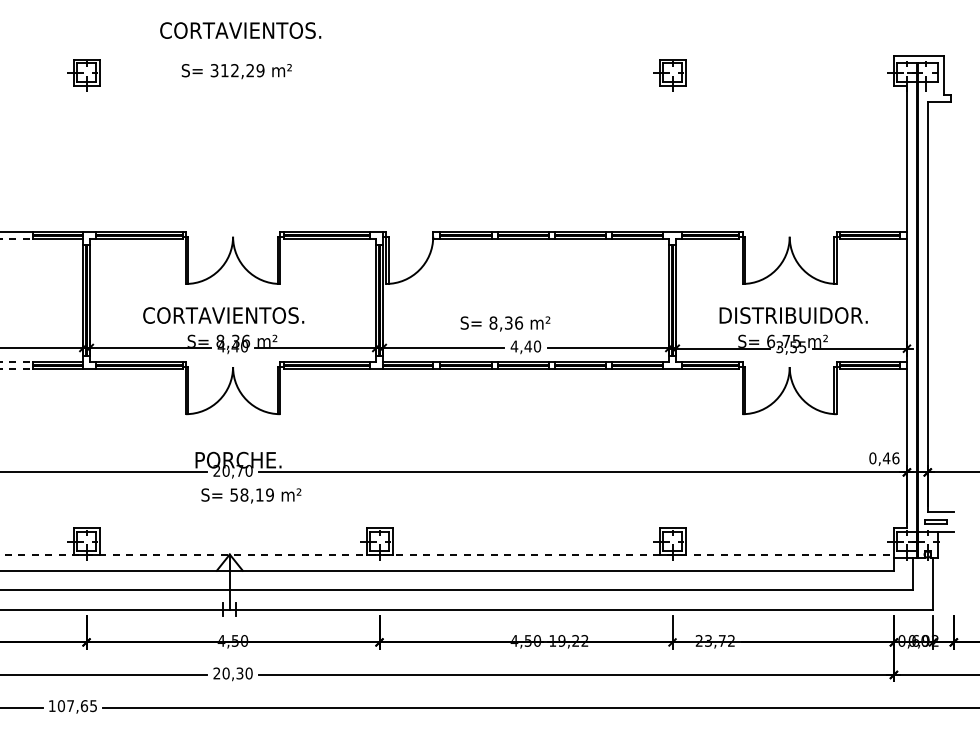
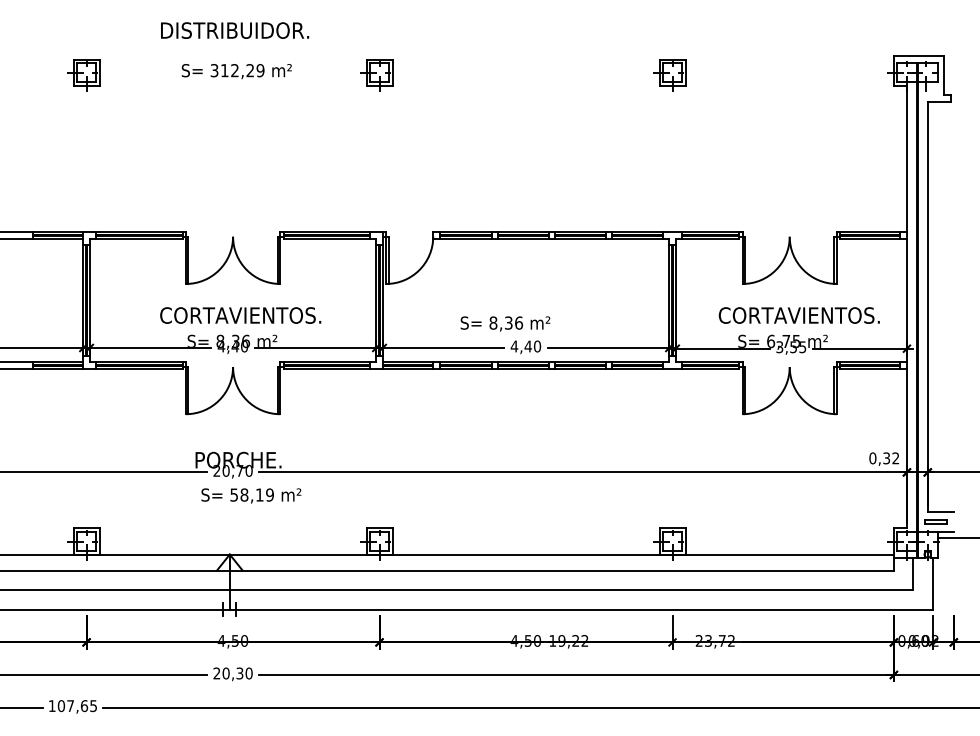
text: CORTAVIENTOS. -> DISTRIBUIDOR. (240, 30)
part: none -> present (376, 75)
line: dashed -> solid (17, 238)
text position: (223, 315) -> (240, 315) (240, 315)
text: DISTRIBUIDOR. -> CORTAVIENTOS. (798, 315)
line: dashed -> solid (17, 362)
line: dashed -> solid (17, 368)
text: 0,46 -> 0,32 (890, 458)
line: none -> present (956, 538)
line: dashed -> solid (447, 554)
